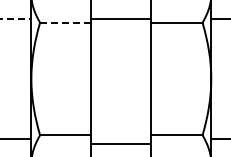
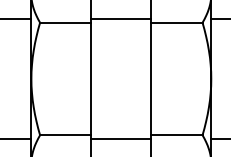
line: dashed -> solid (16, 19)
line: dashed -> solid (65, 22)
line position: (121, 143) -> (121, 138) (121, 138)
